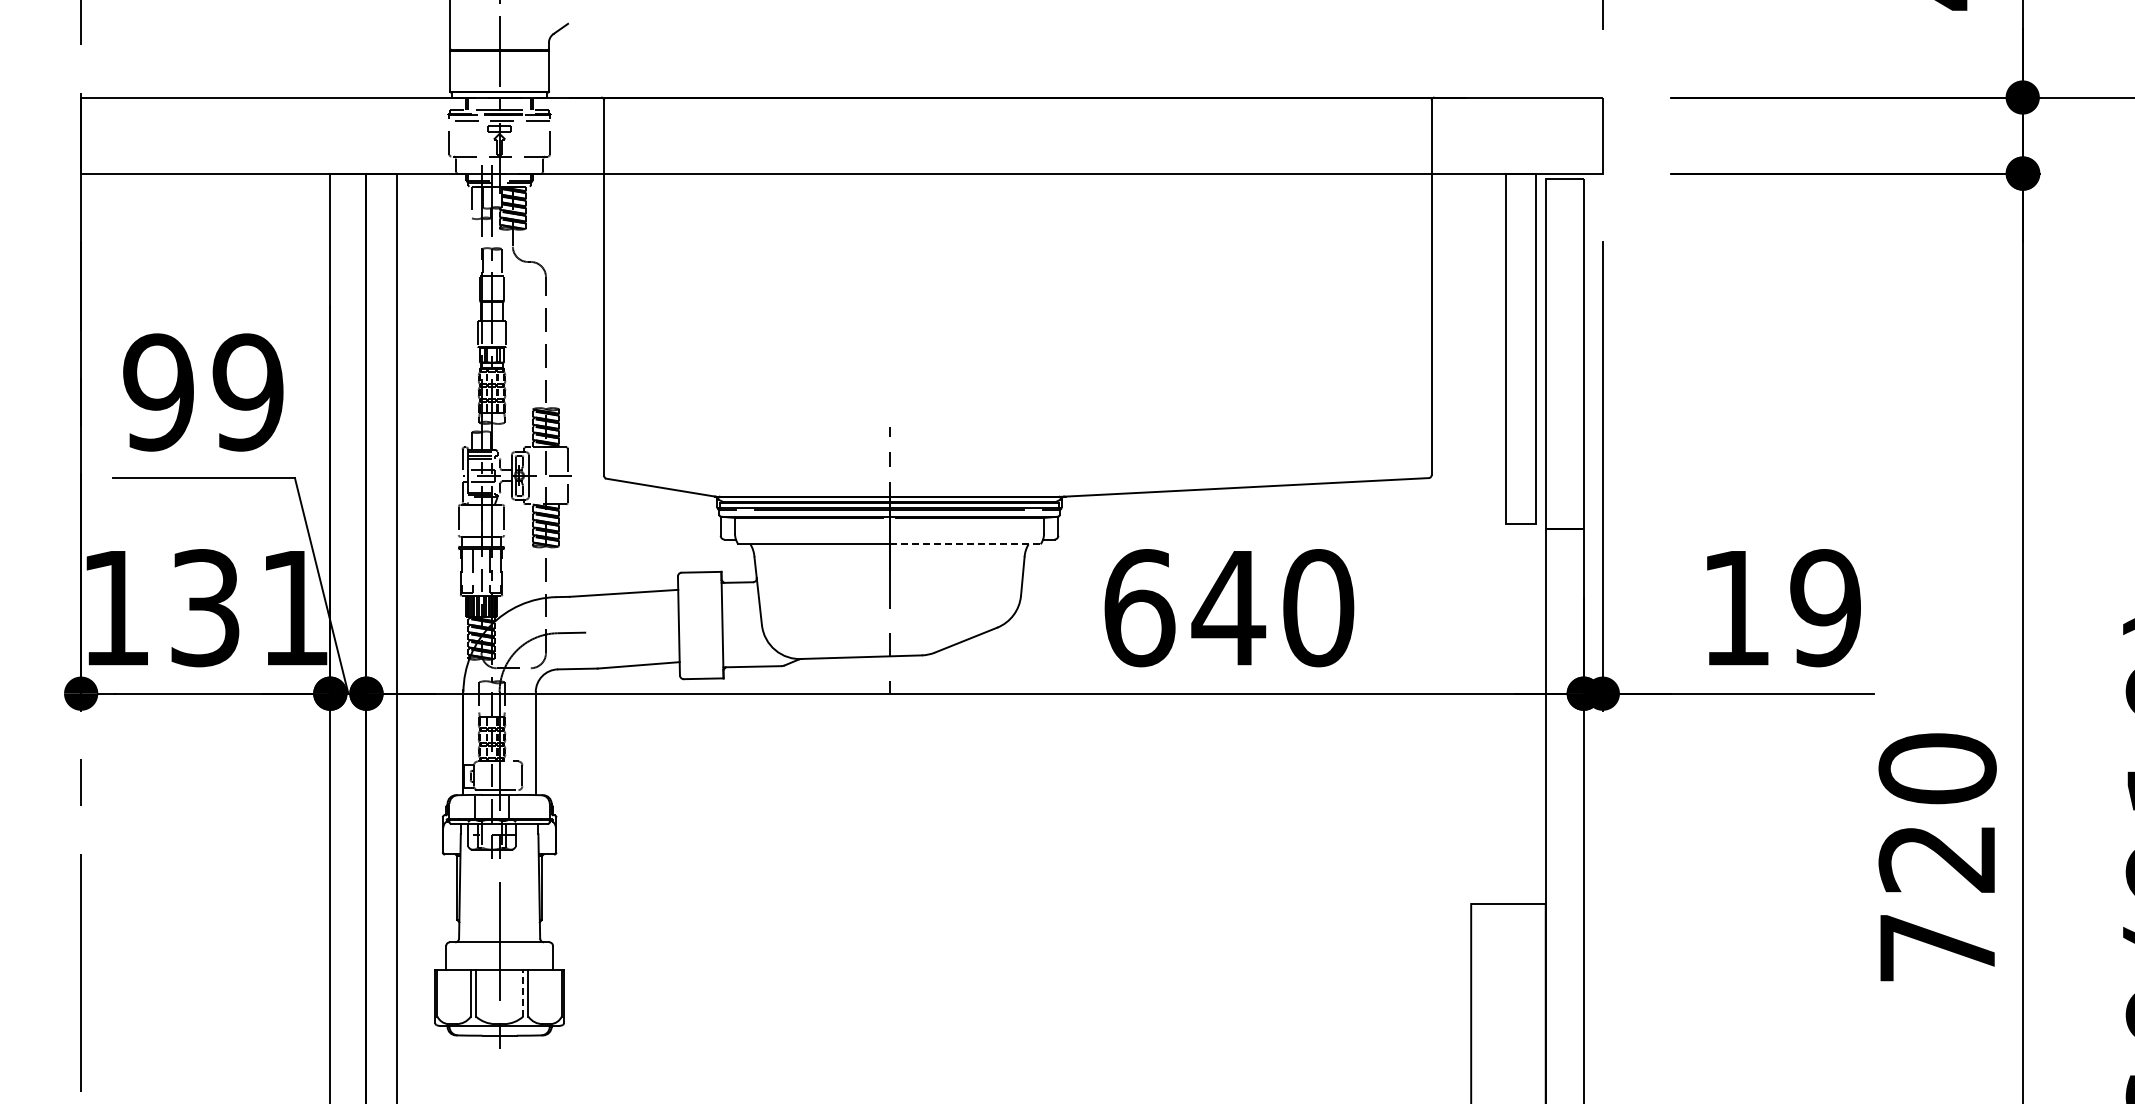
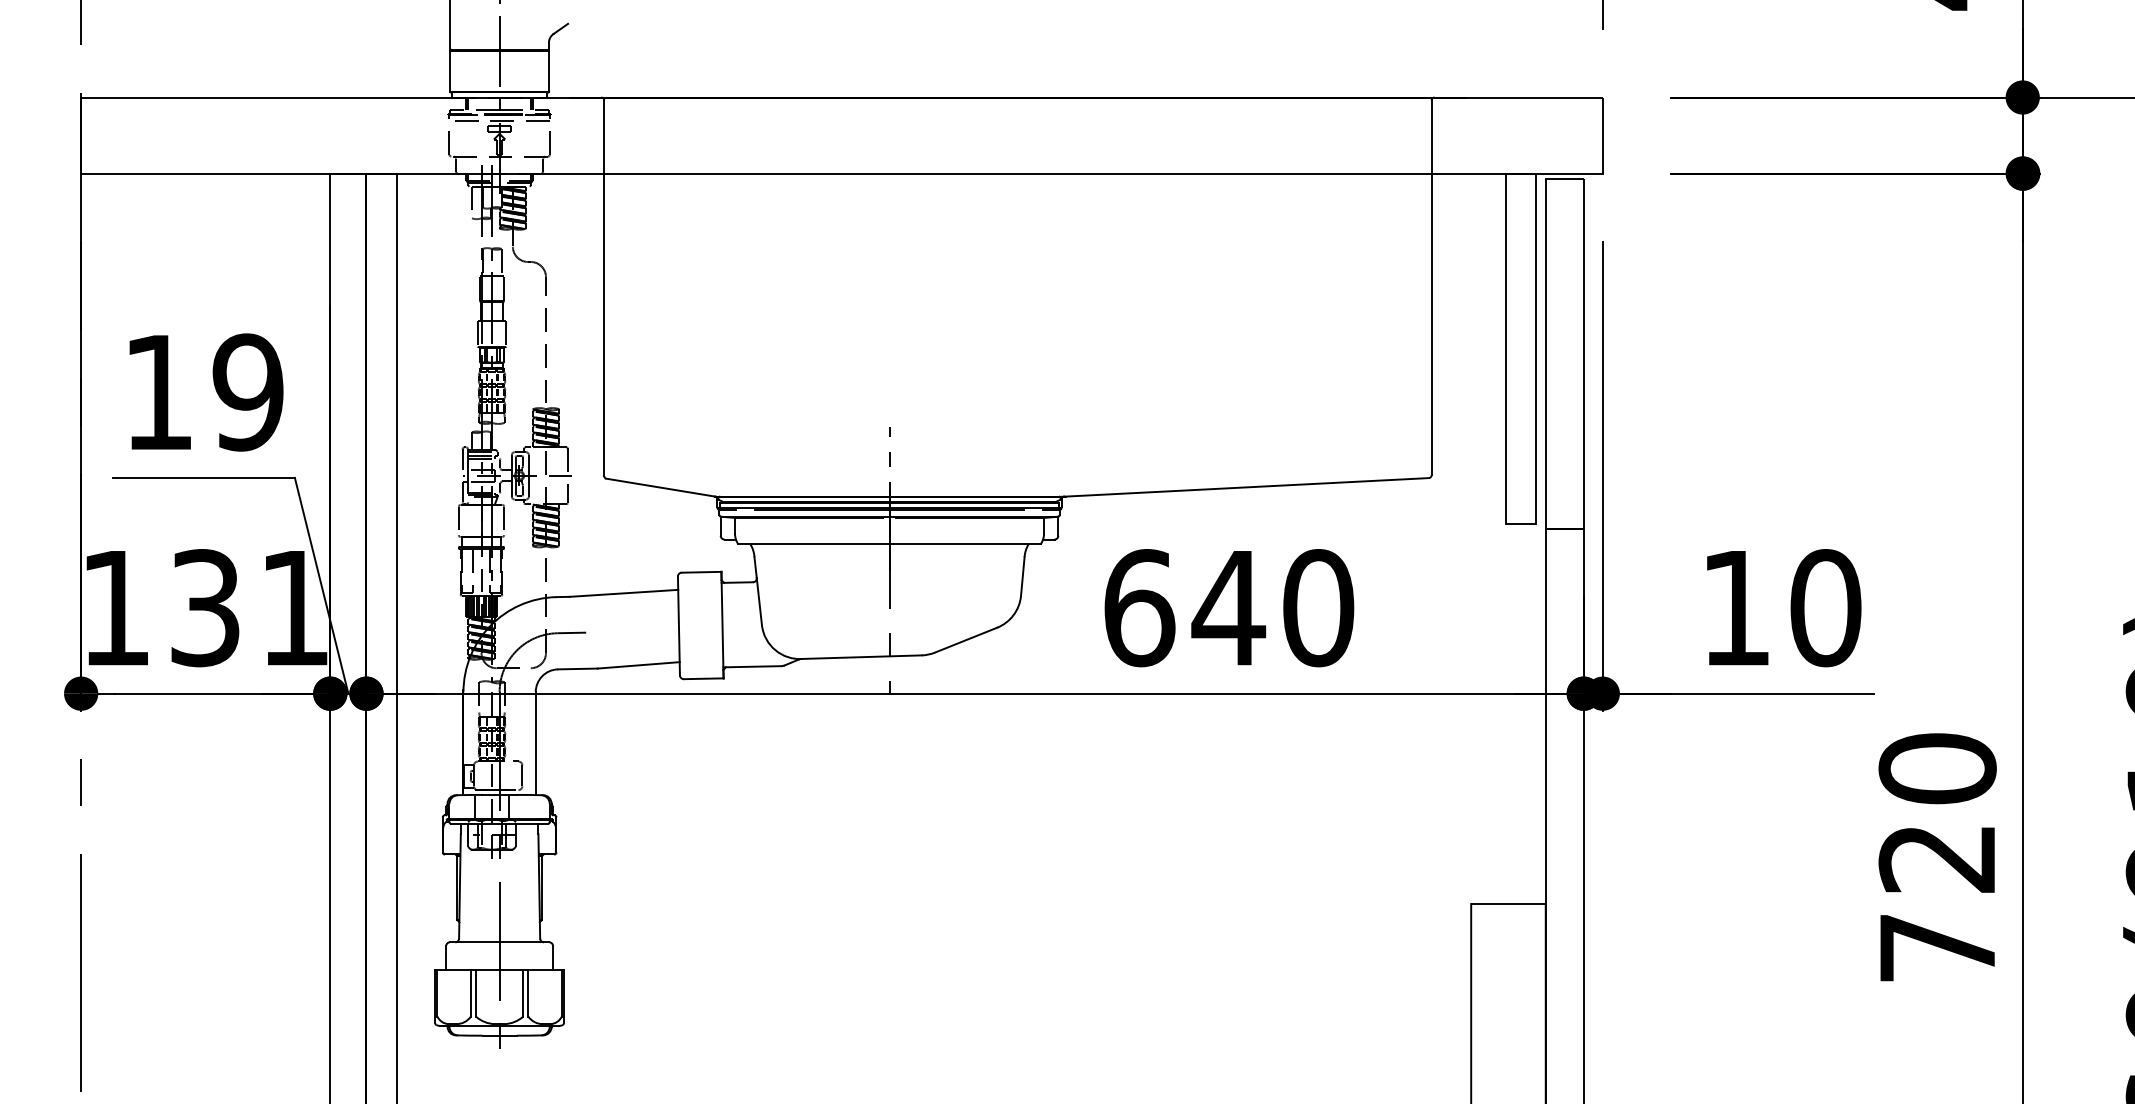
text: 99 -> 19 (158, 392)
line: dashed -> solid (965, 544)
text: 19 -> 10 (1825, 608)
line: dashed -> solid (523, 992)
